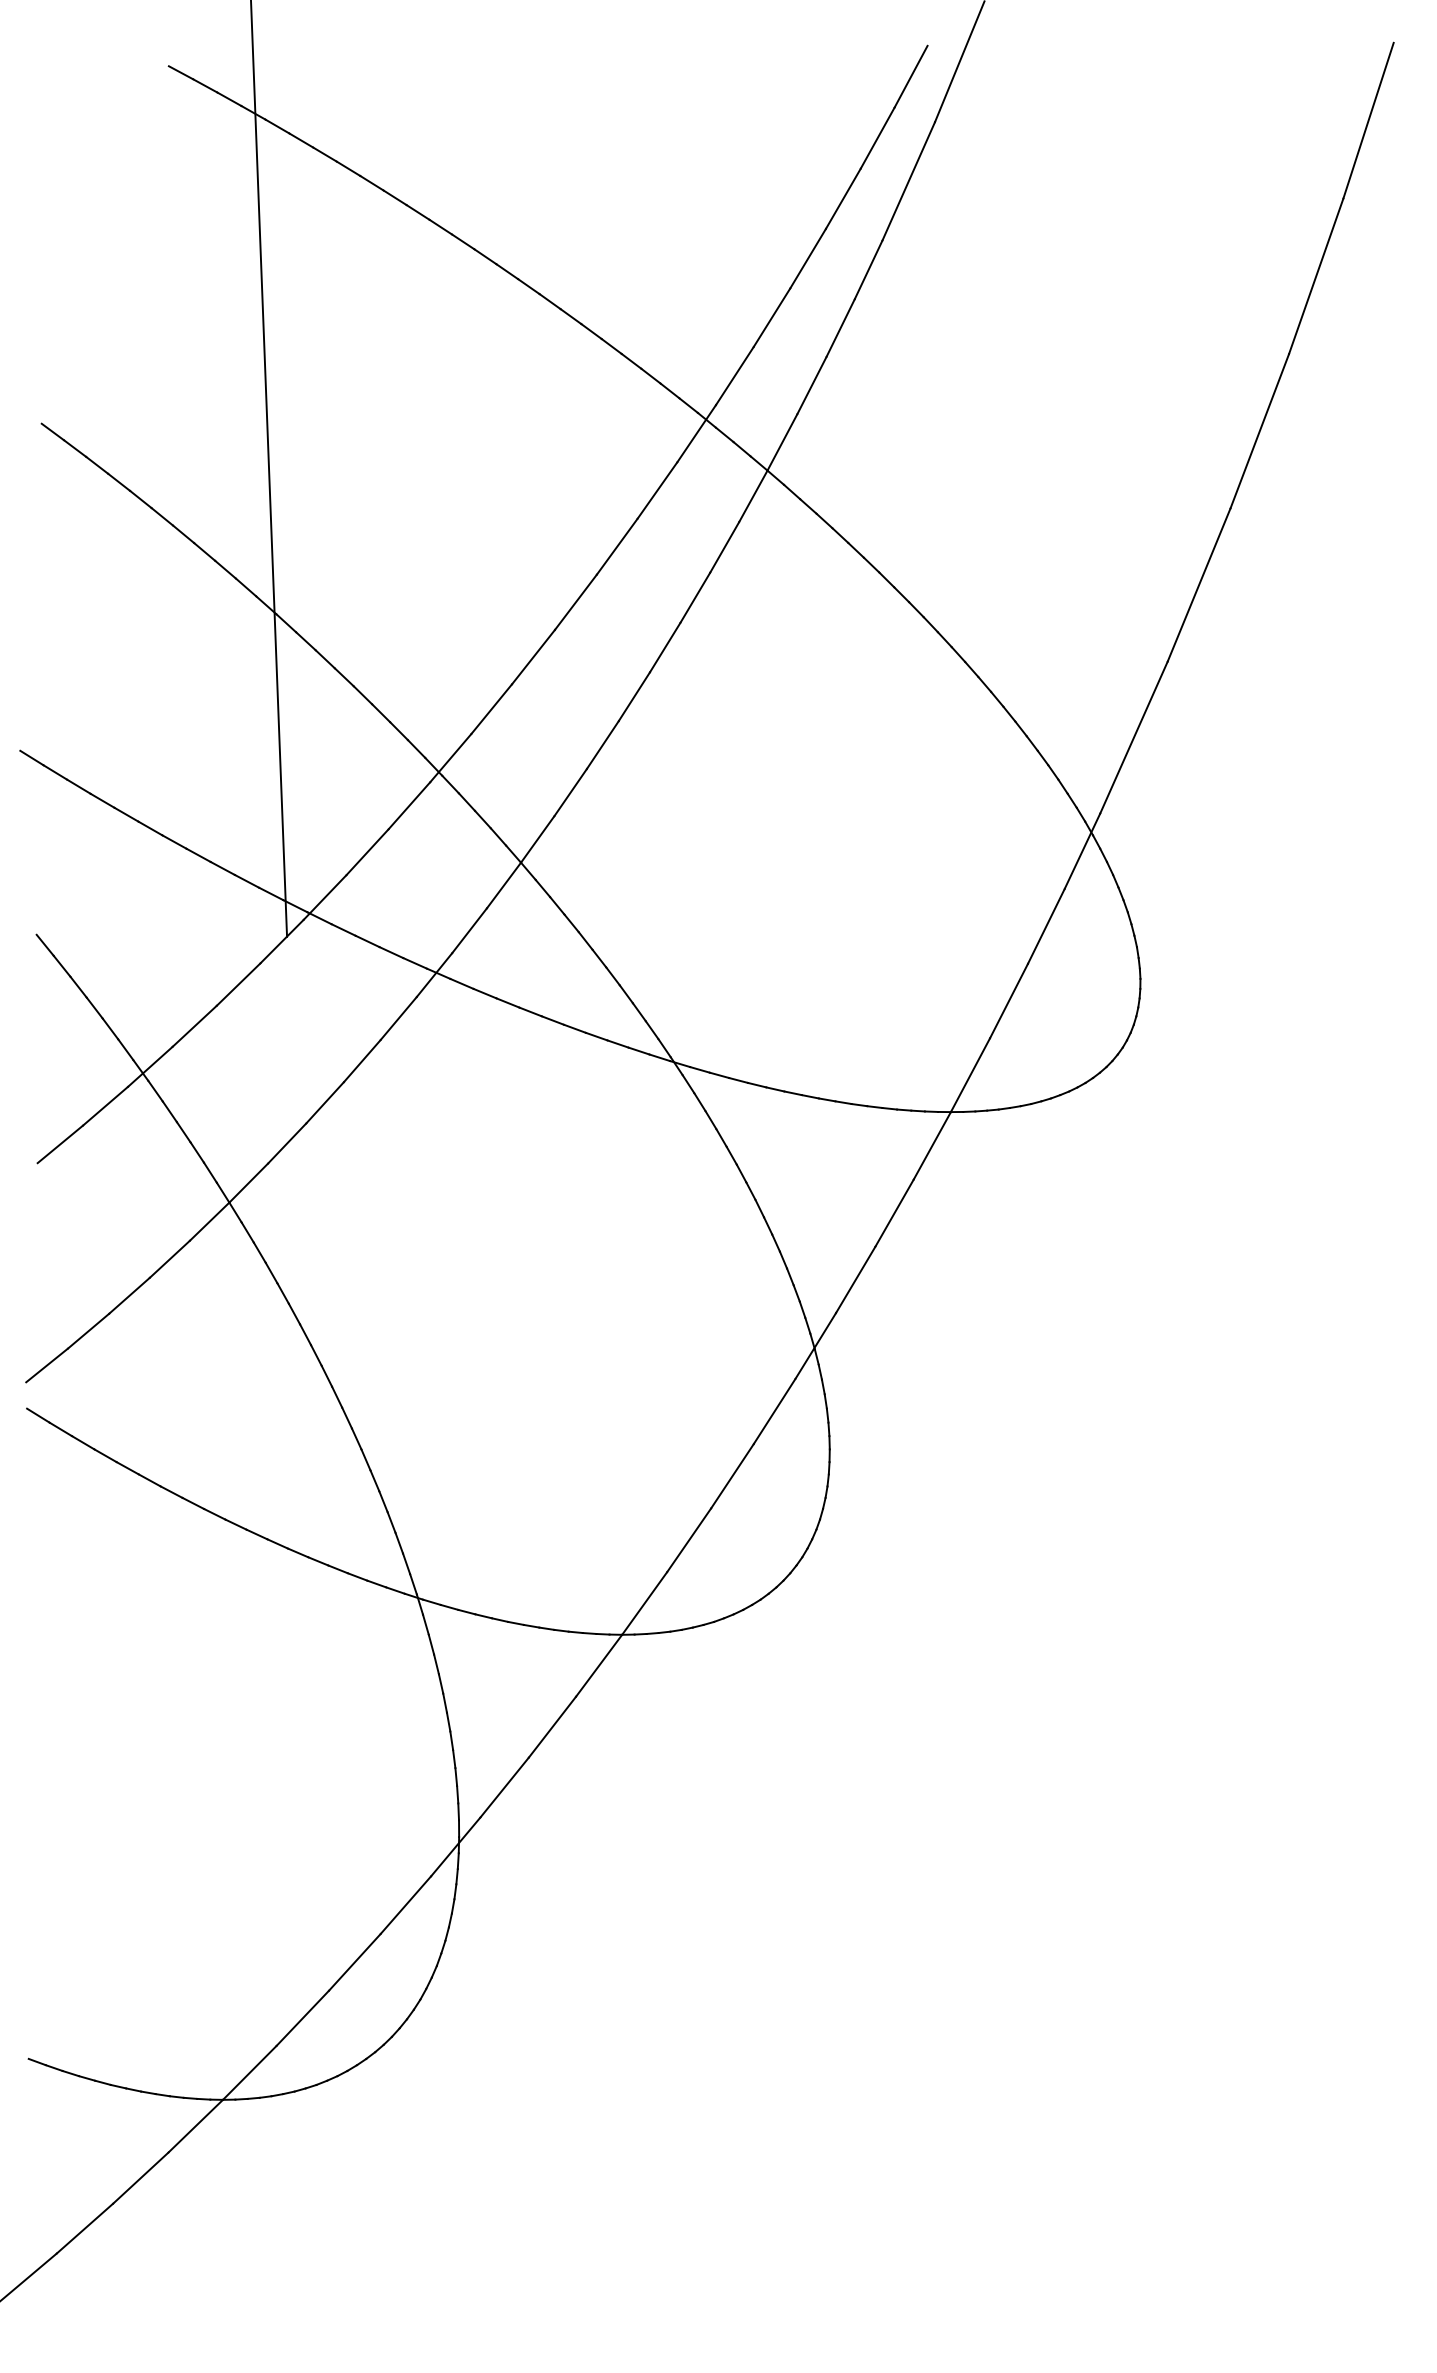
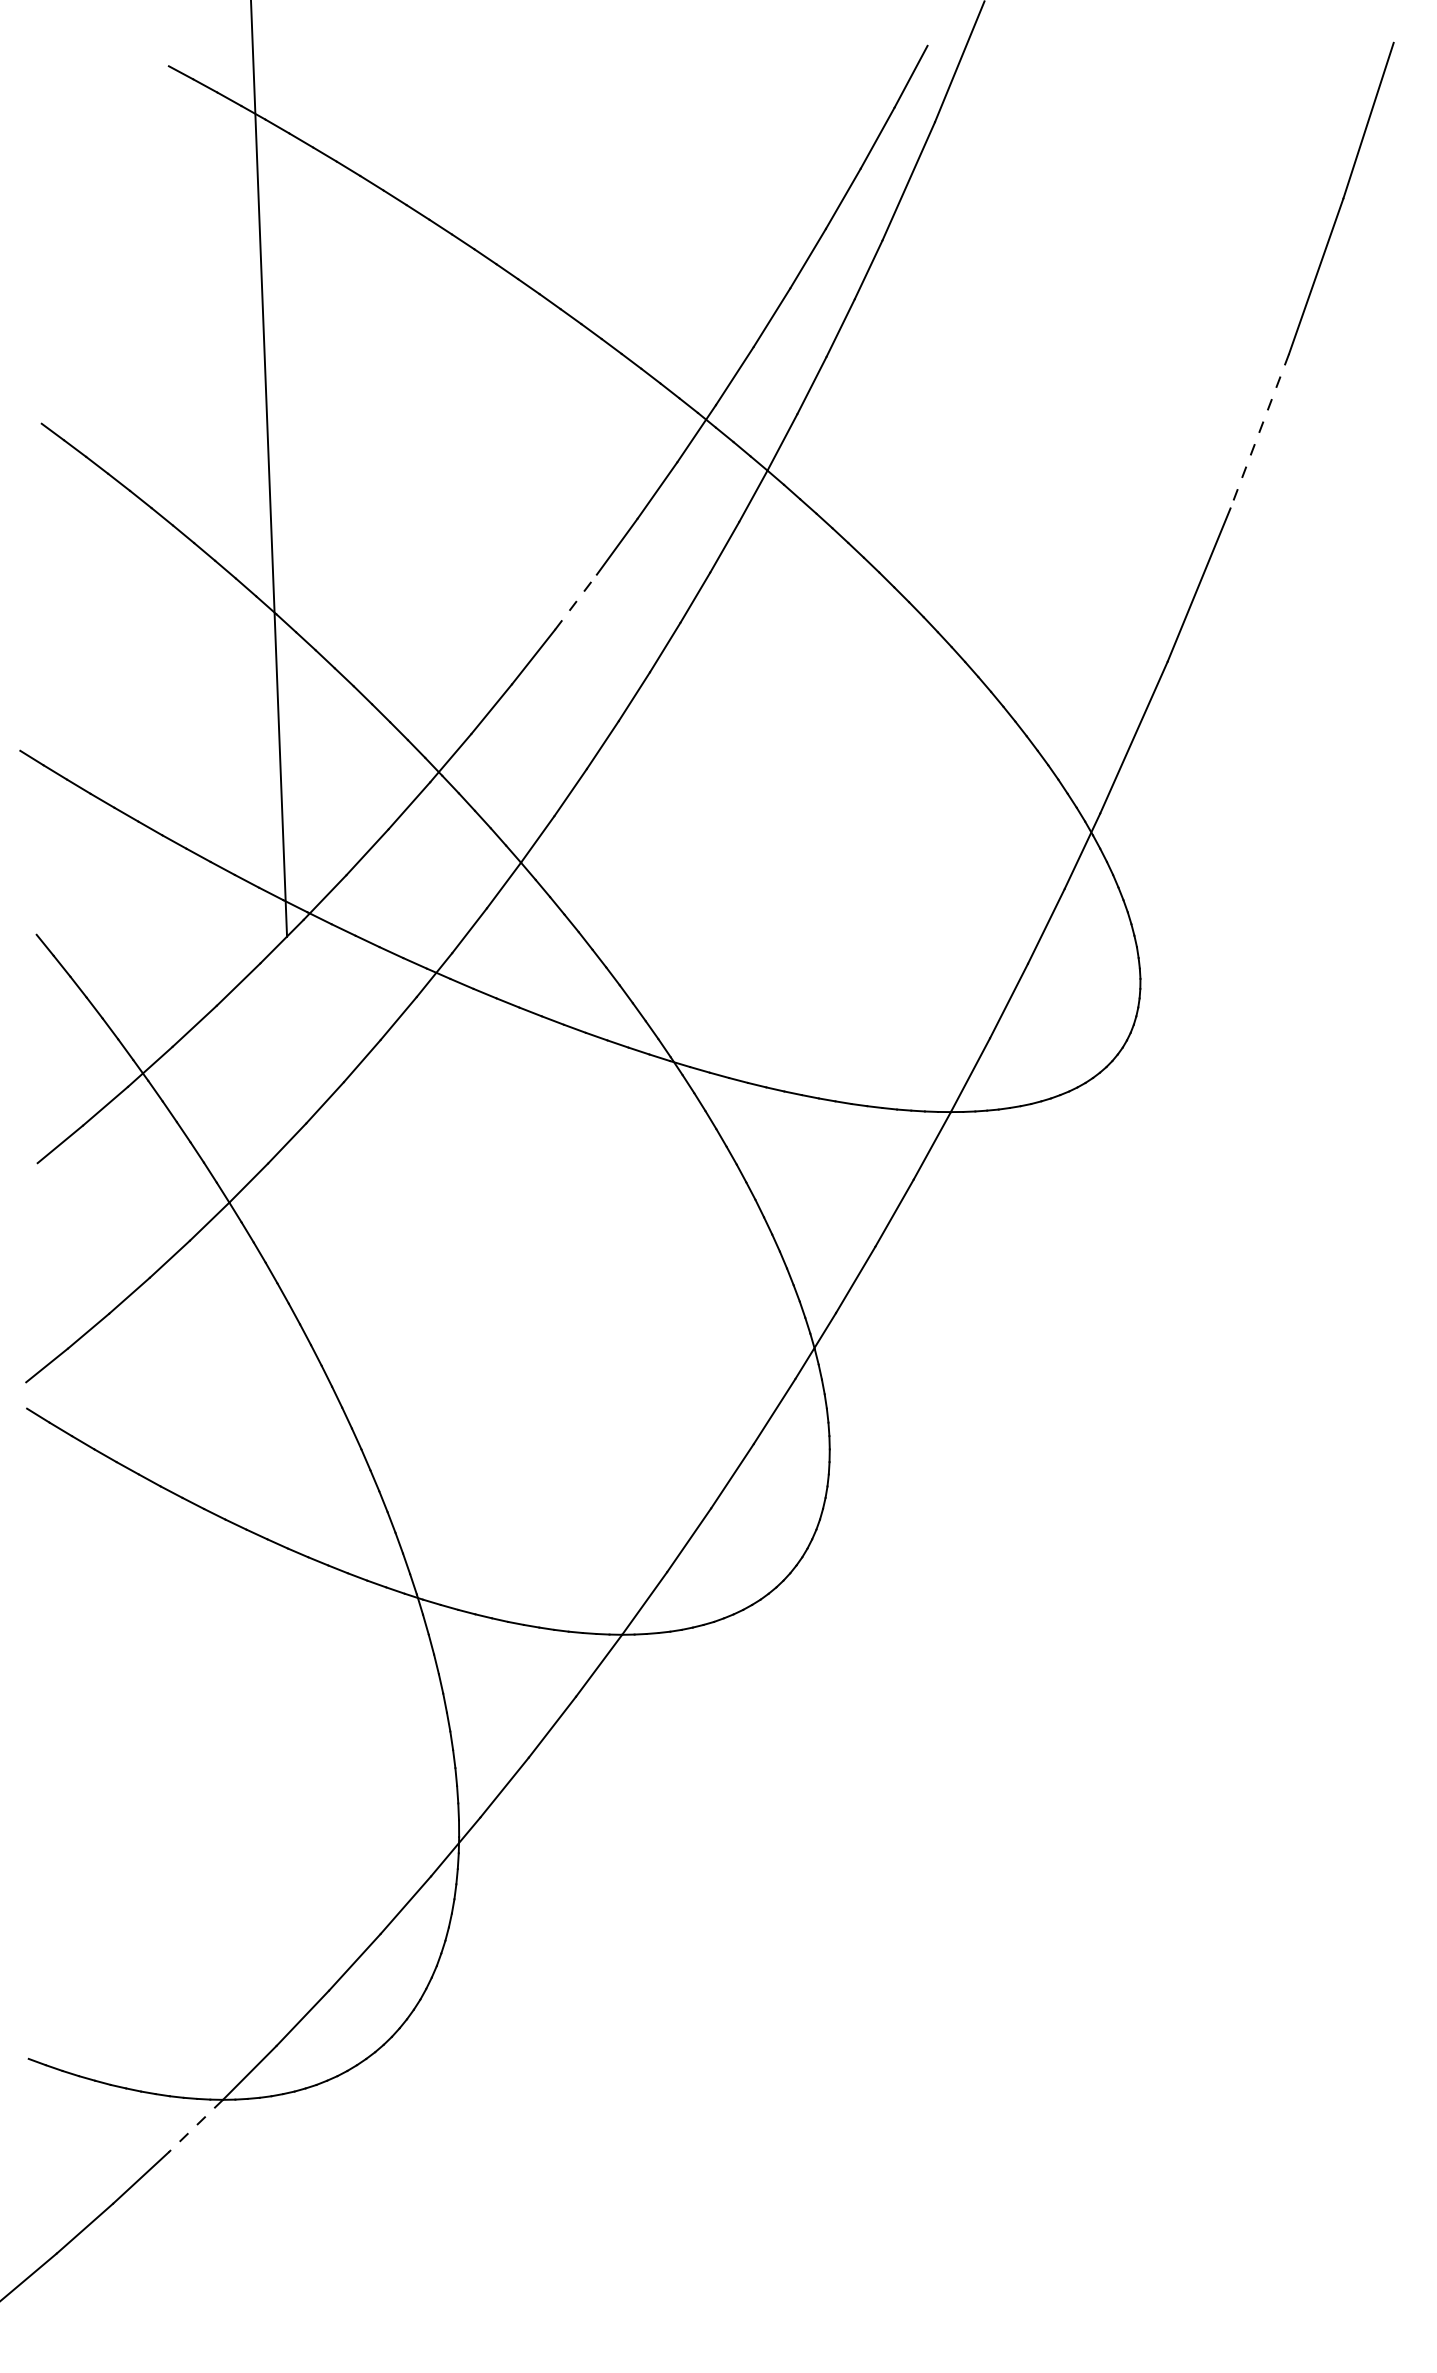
line: solid -> dashed (1259, 431)
line: solid -> dashed (575, 602)
line: solid -> dashed (195, 2126)
